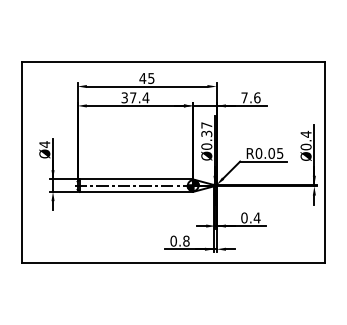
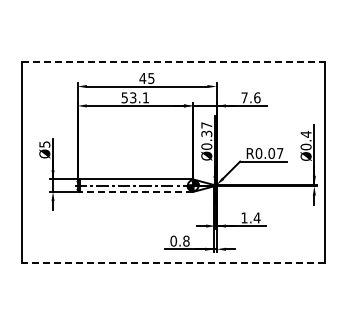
line: solid -> dashed (173, 62)
text: 37.4 -> 53.1 (135, 97)
text: Ø4 -> Ø5 (44, 144)
text: R0.05 -> R0.07 (280, 153)
line: solid -> dashed (136, 191)
text: 0.4 -> 1.4 (244, 217)
line: solid -> dashed (173, 262)
